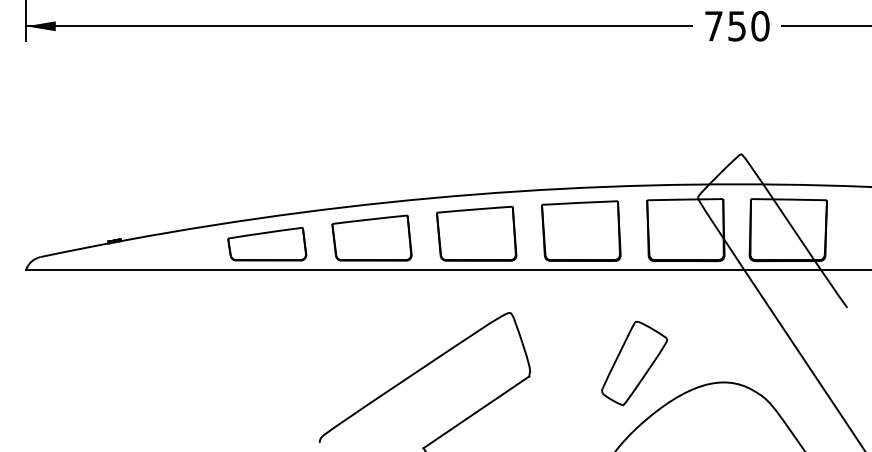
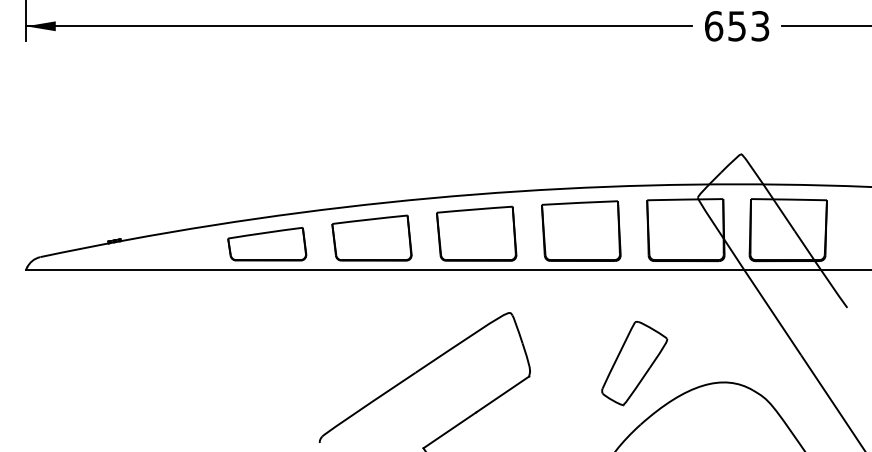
text: 750 -> 653 (737, 26)
